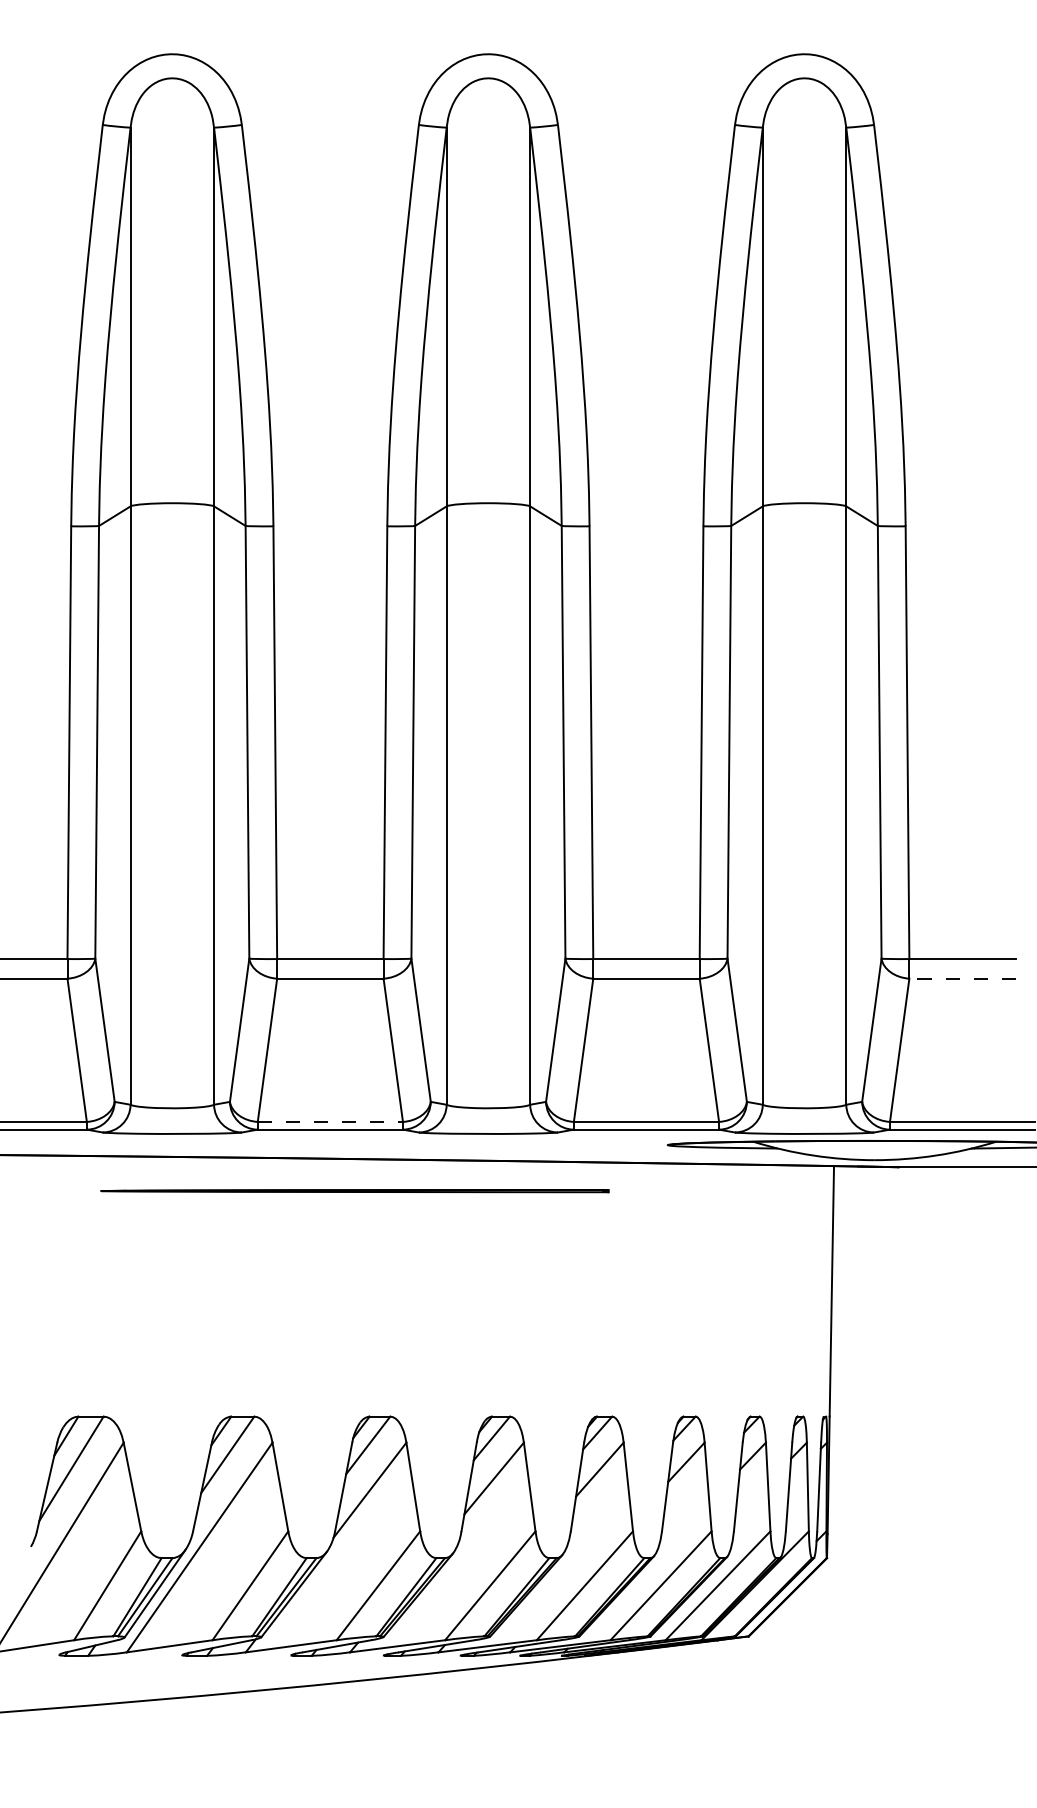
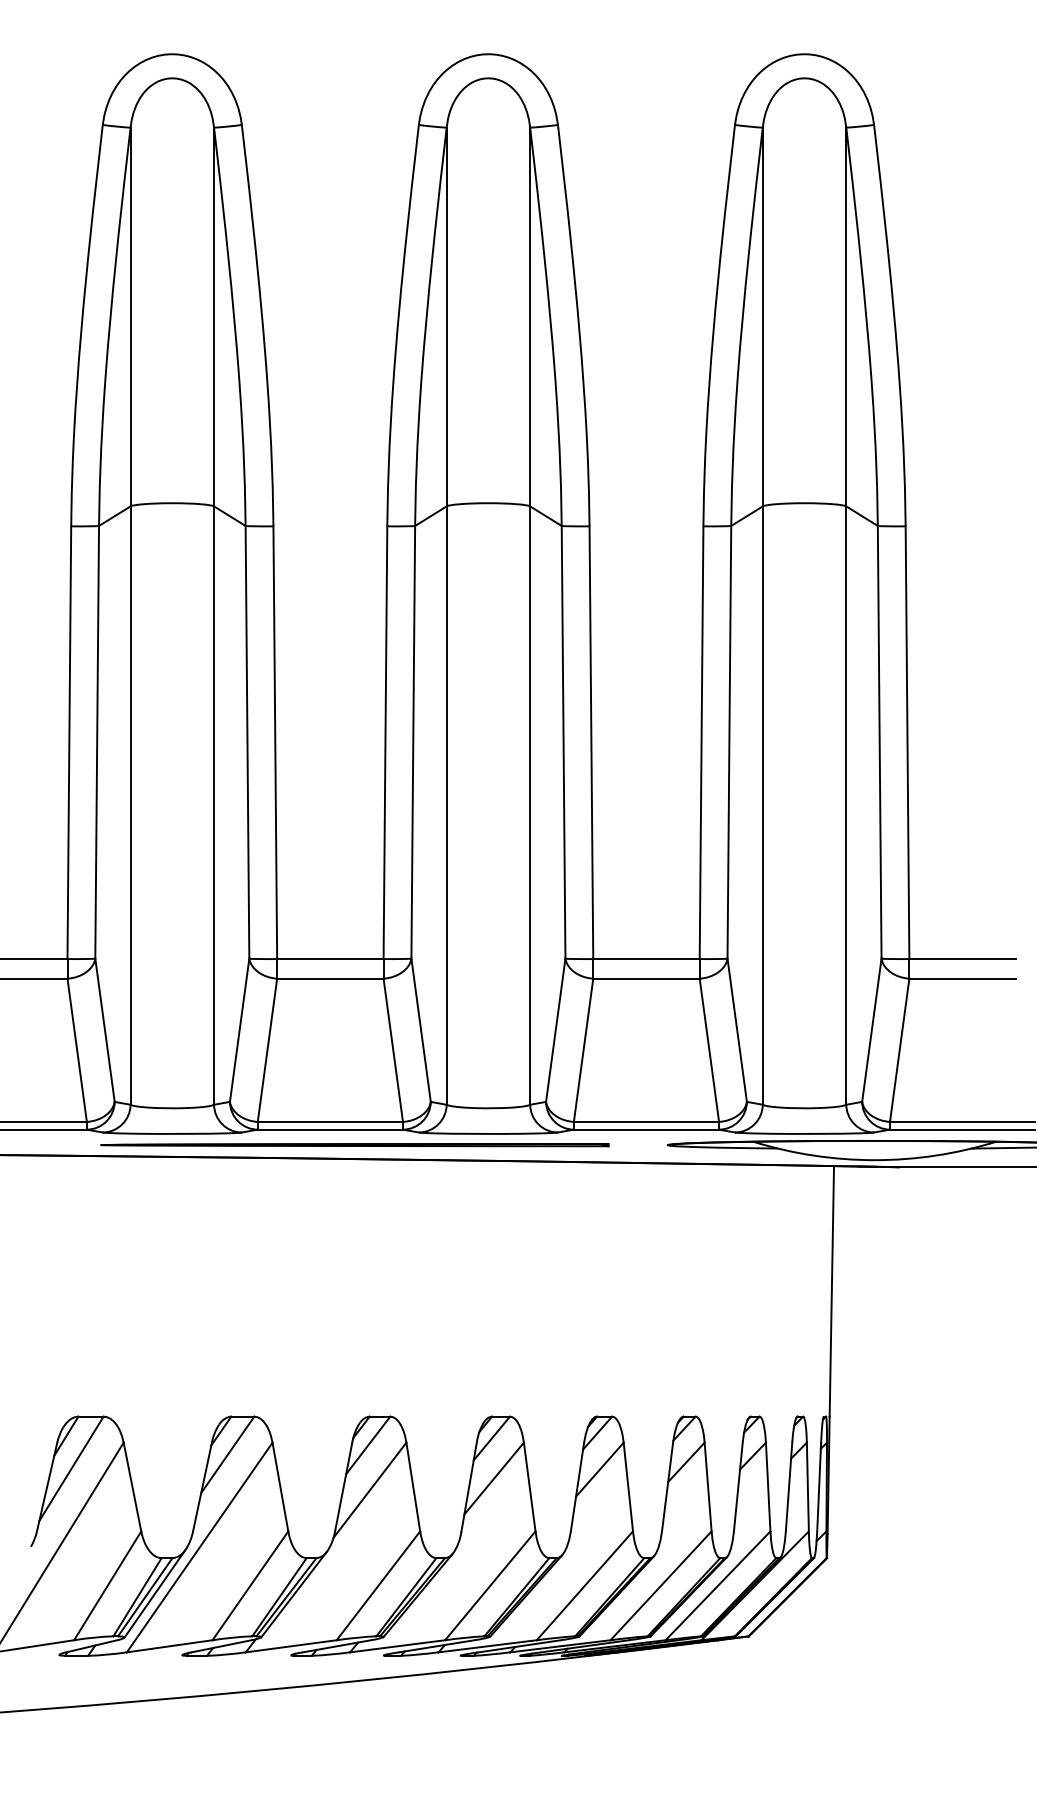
line: dashed -> solid (962, 978)
line: dashed -> solid (330, 1121)
line position: (354, 1191) -> (354, 1145) (354, 1145)
